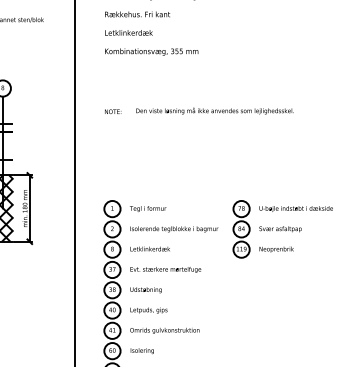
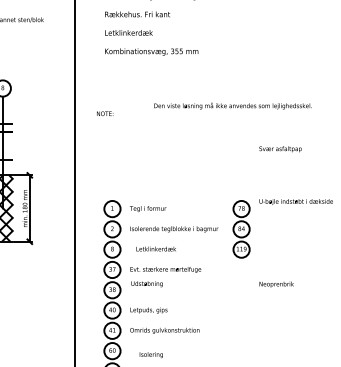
text position: (214, 110) -> (232, 105) (232, 105)
text position: (113, 111) -> (105, 113) (105, 113)
text position: (295, 208) -> (295, 201) (295, 201)
text position: (280, 229) -> (280, 149) (280, 149)
text position: (149, 248) -> (155, 248) (155, 248)
text position: (276, 249) -> (276, 284) (276, 284)
text position: (145, 290) -> (146, 284) (146, 284)
text position: (141, 351) -> (150, 355) (150, 355)
